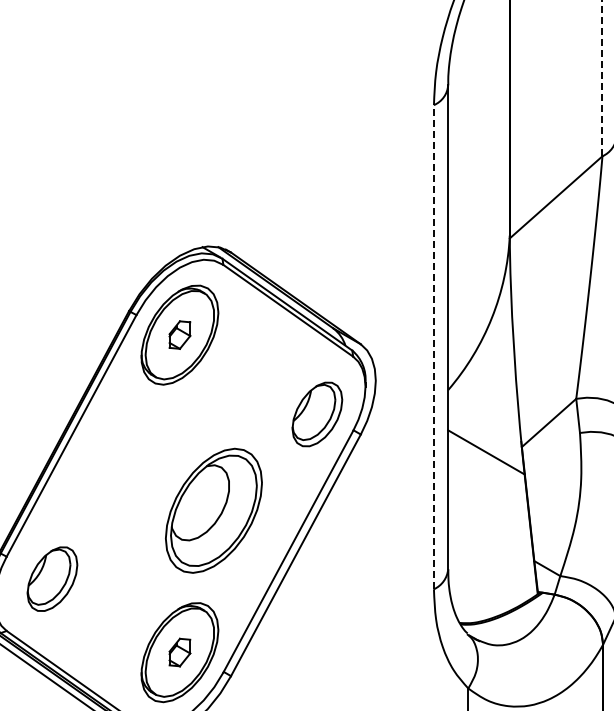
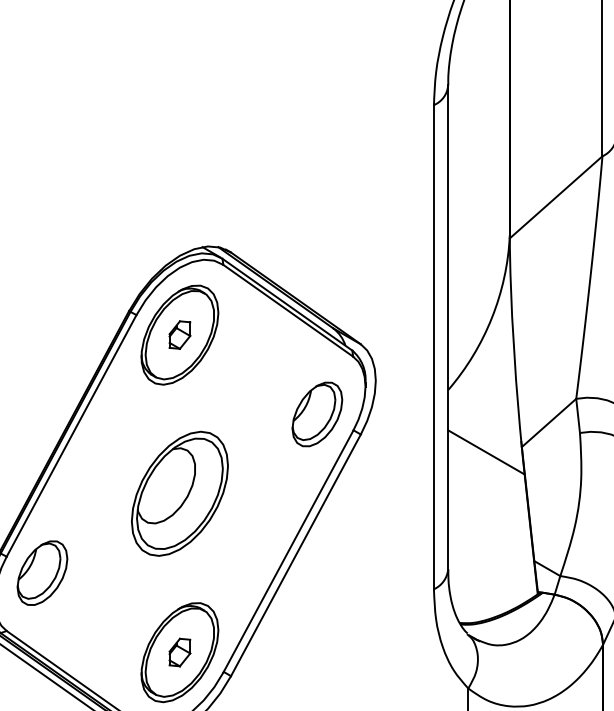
line: dashed -> solid (602, 78)
line: dashed -> solid (433, 346)
part position: (213, 510) -> (179, 493) (179, 493)
part position: (52, 578) -> (42, 572) (42, 572)
